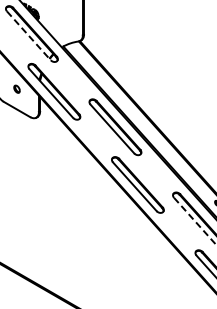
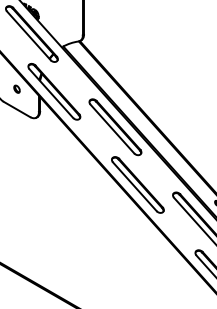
line: dashed -> solid (28, 35)
line: dashed -> solid (195, 221)
